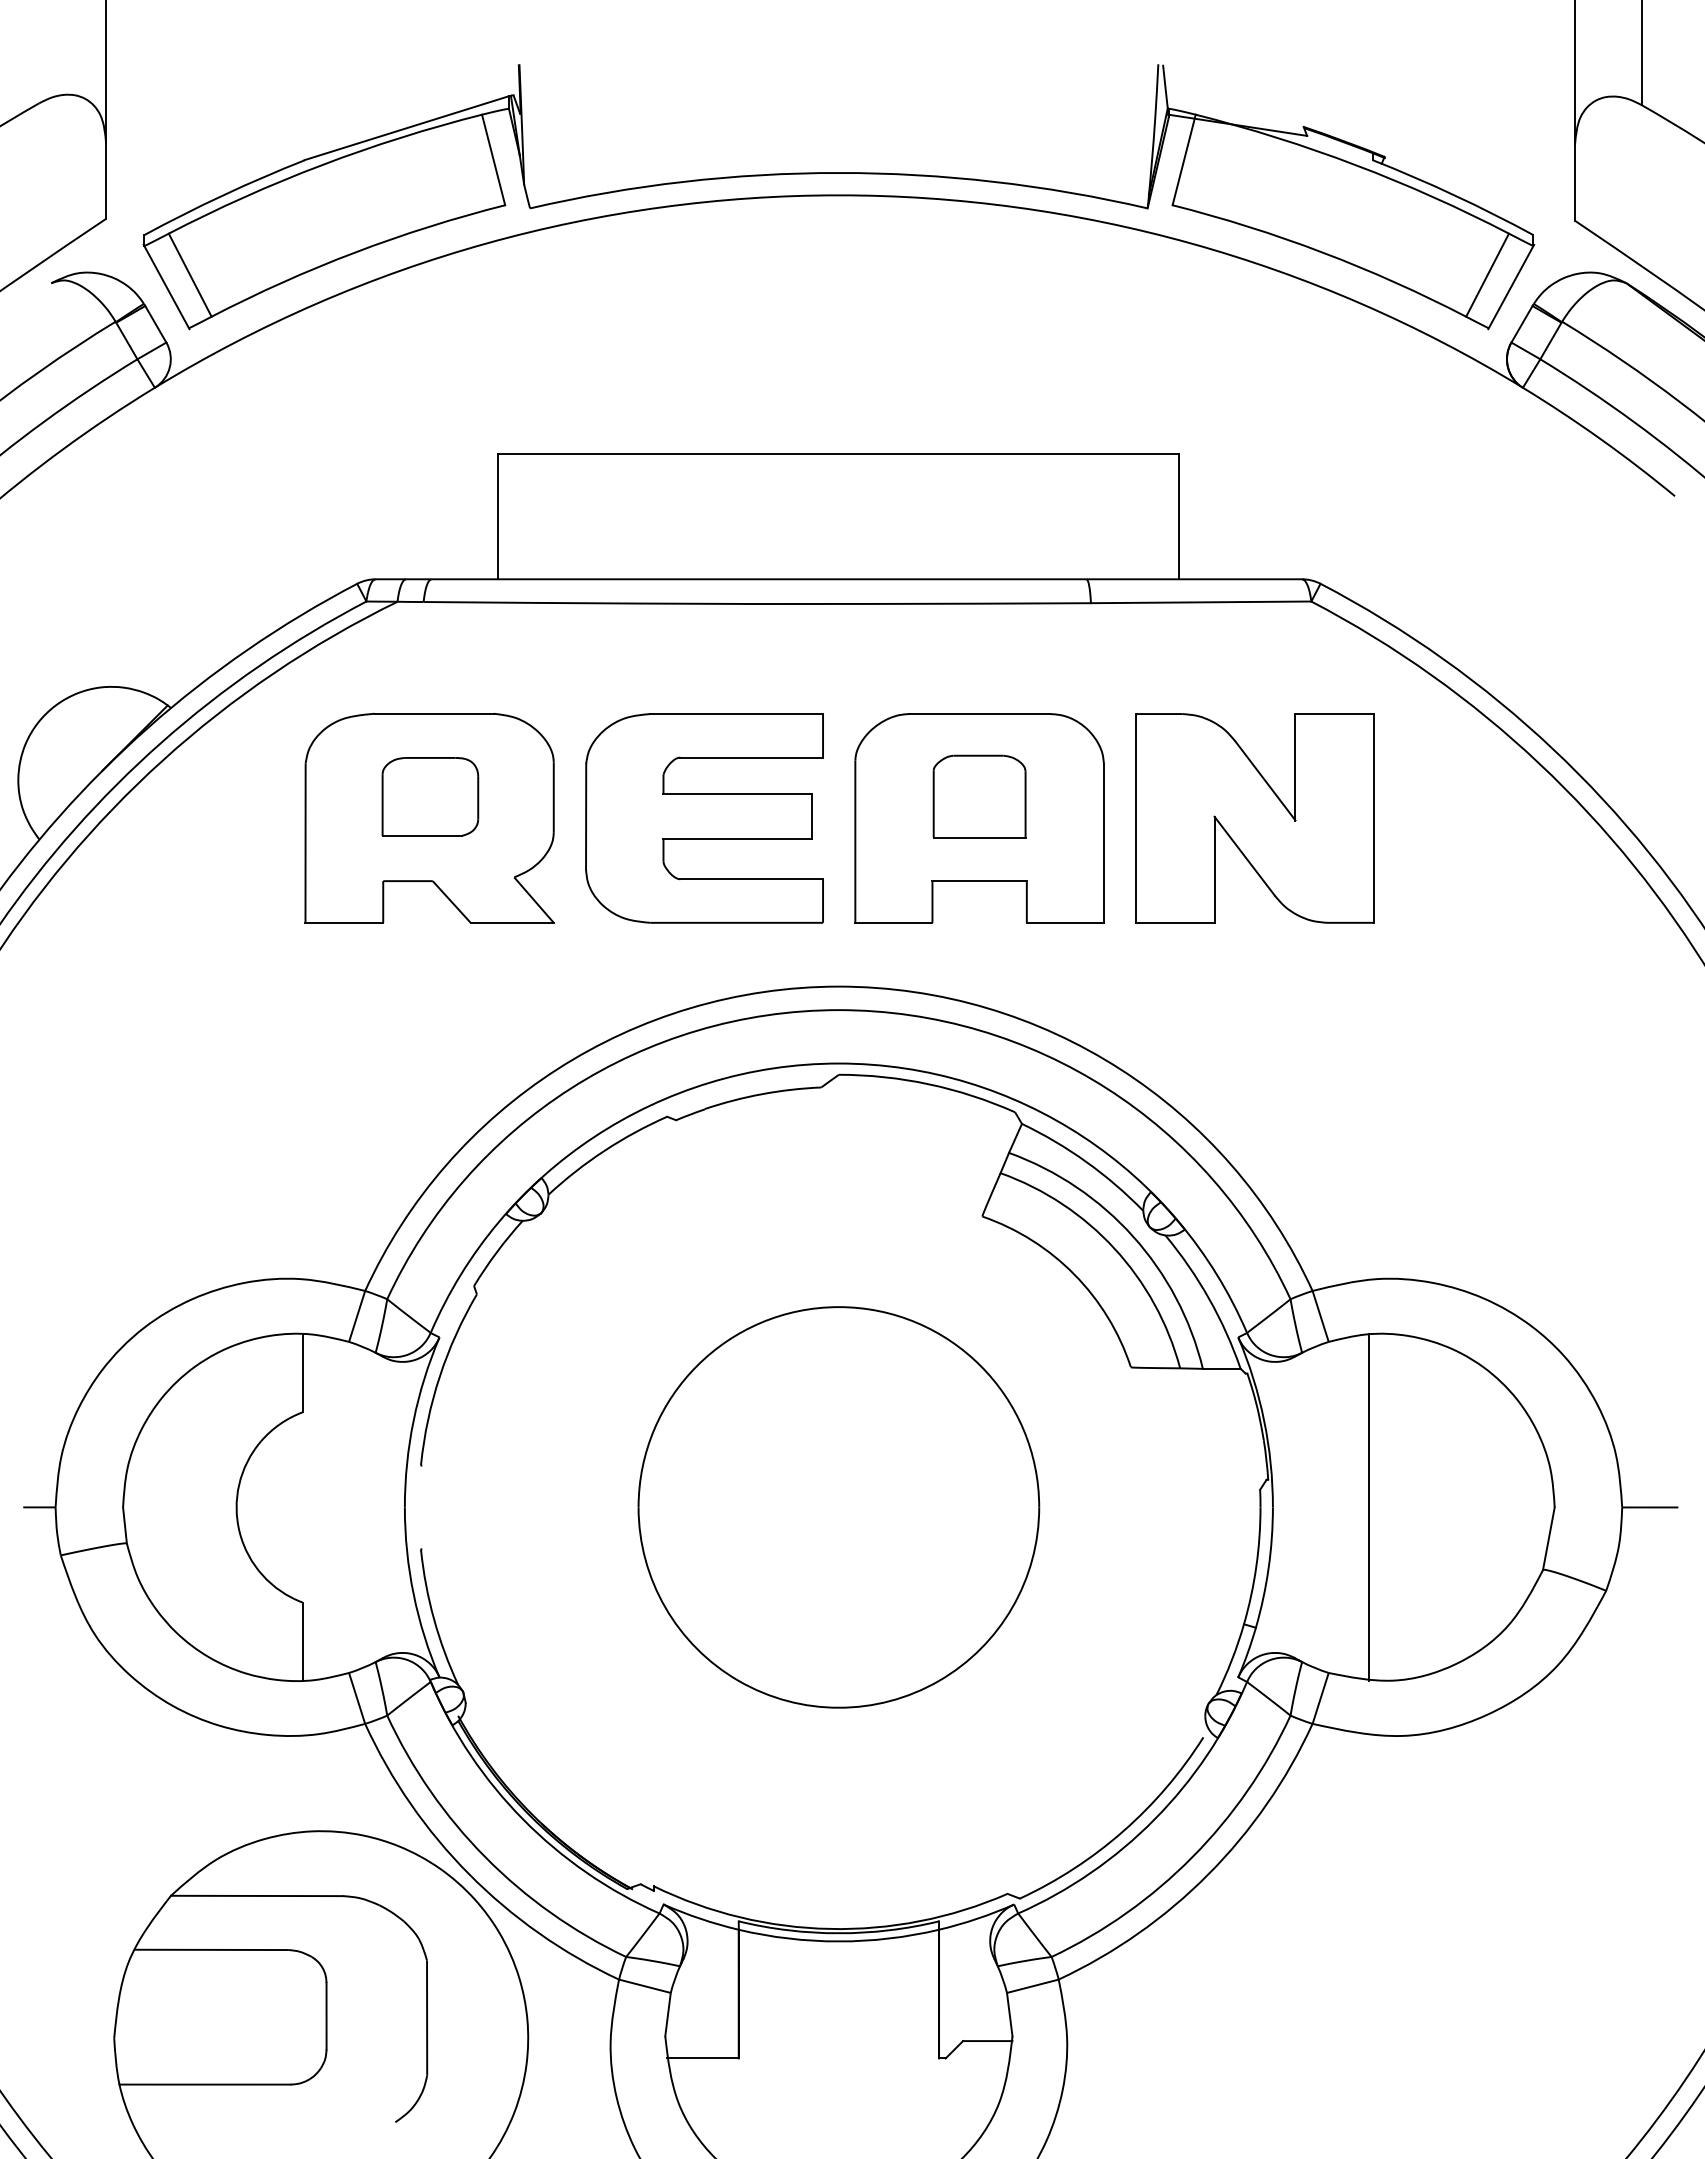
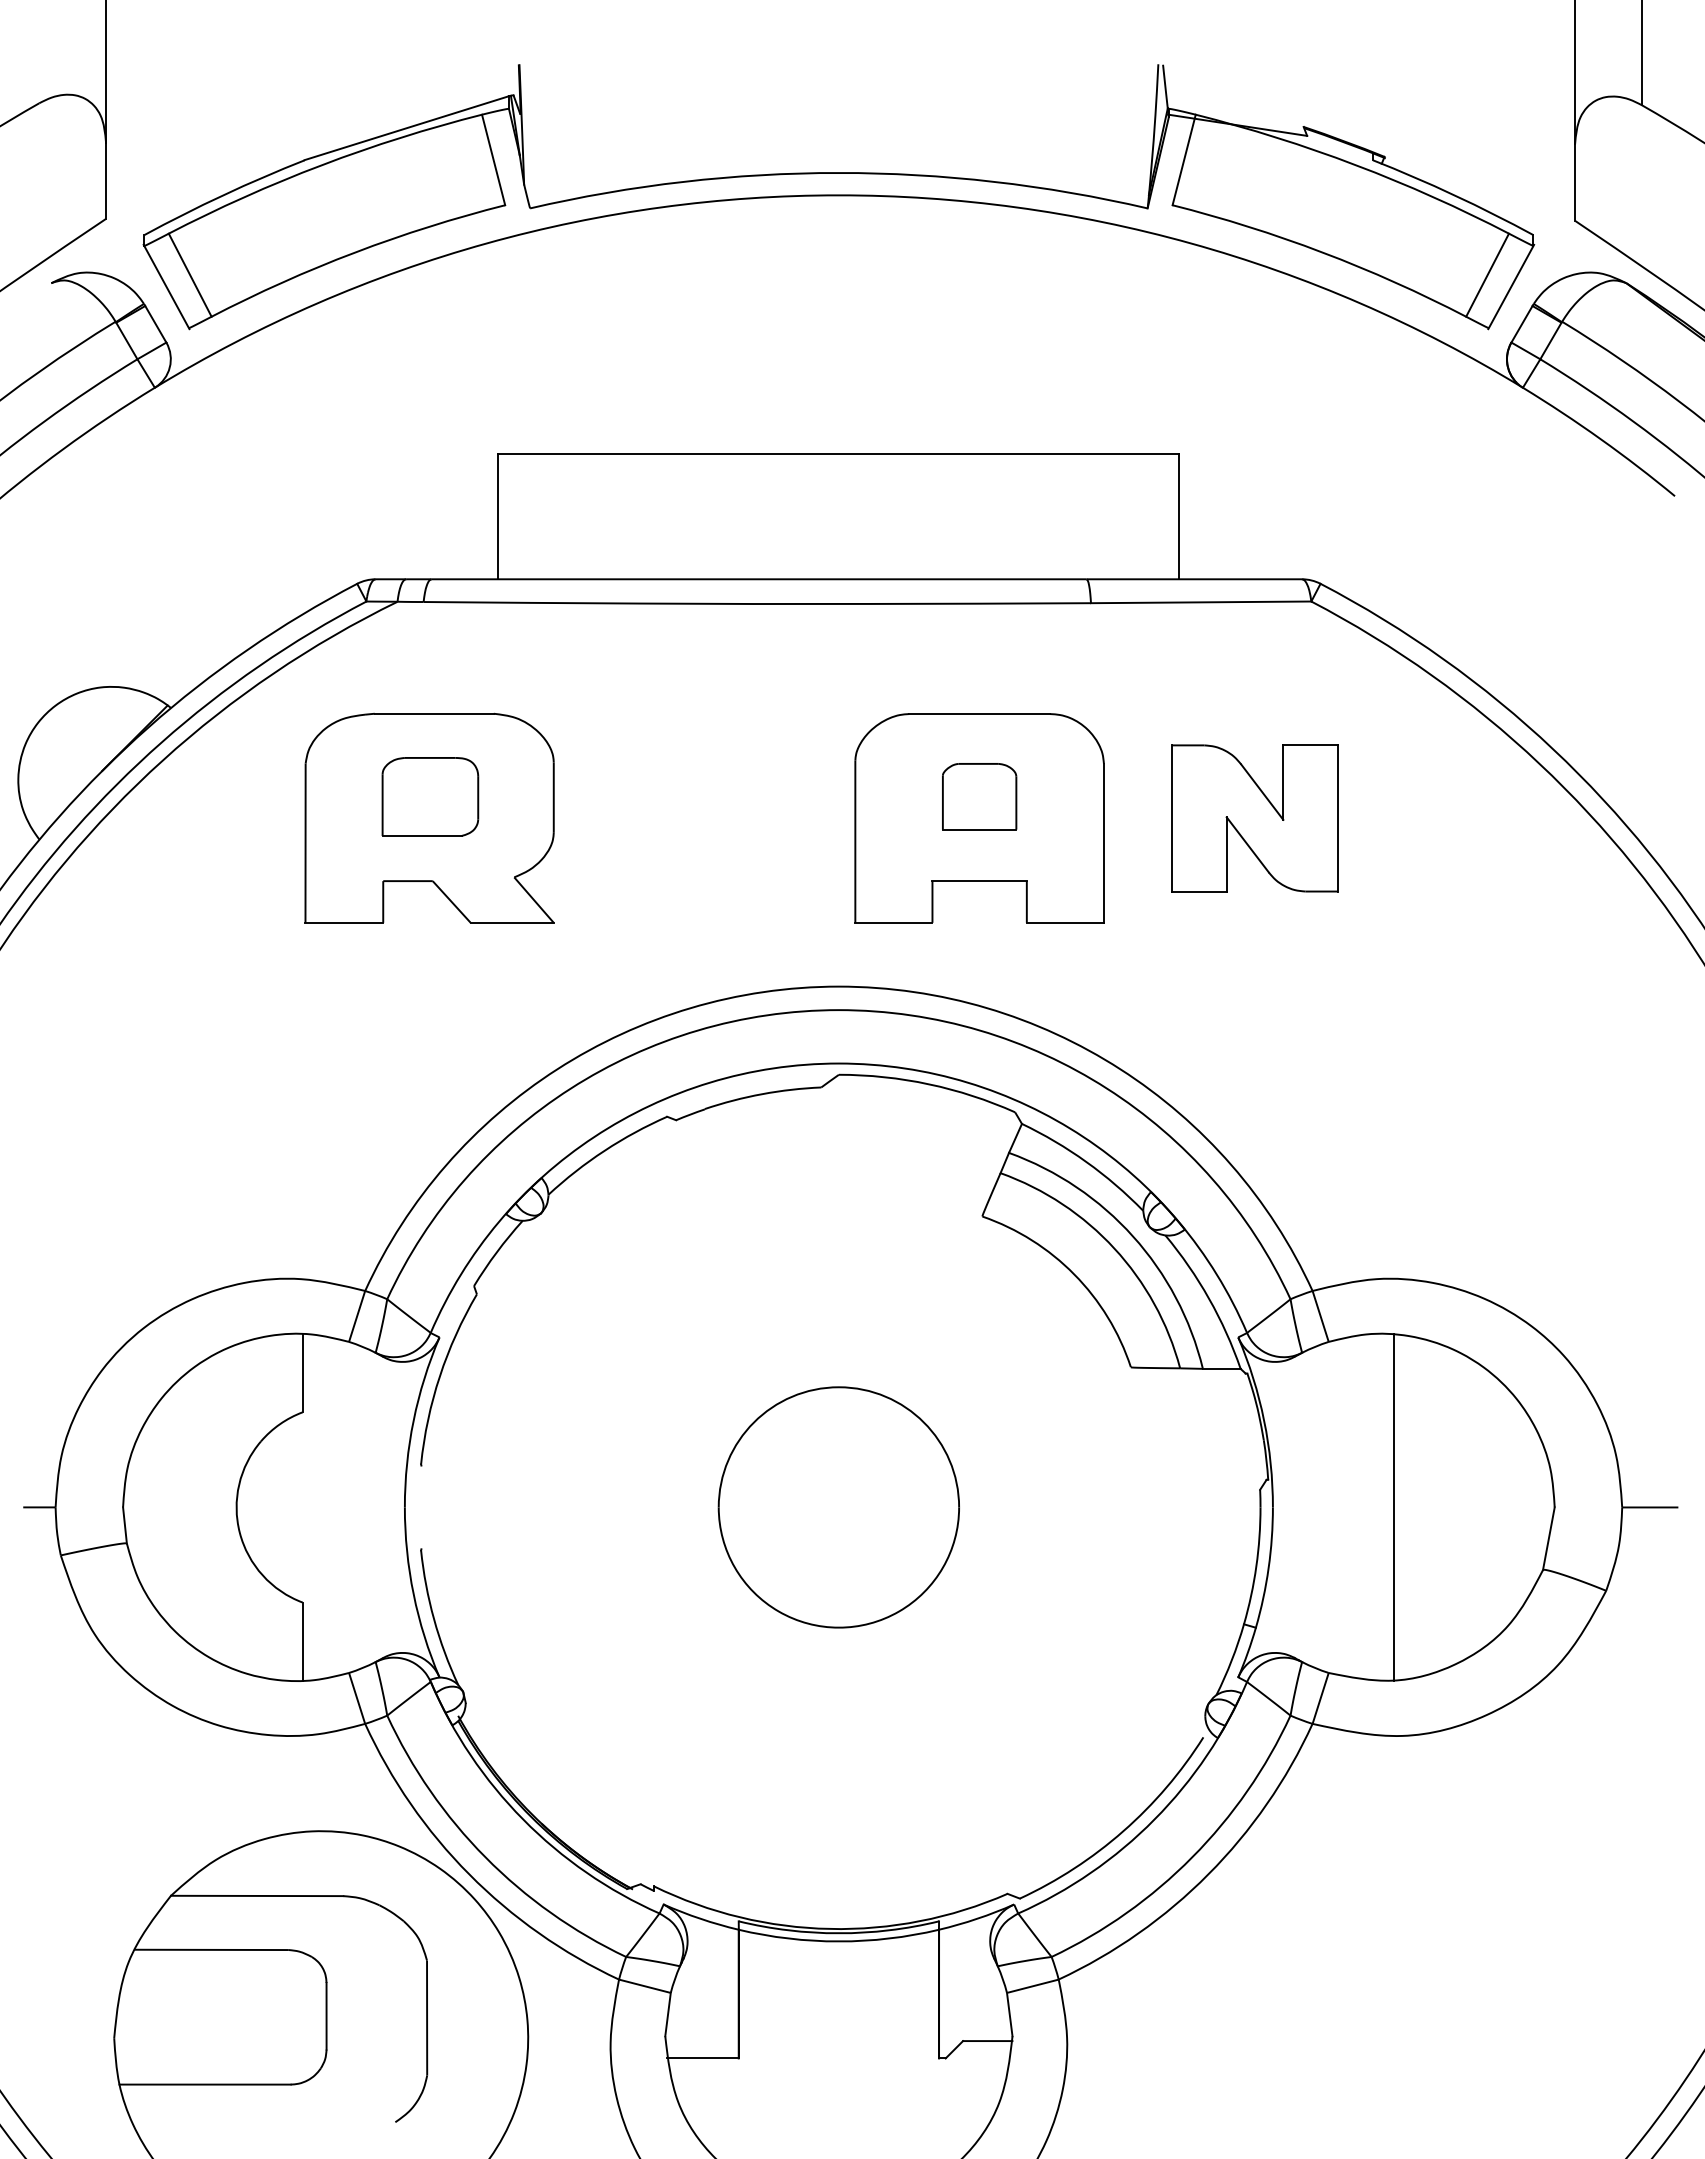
part size: 95x85 px -> 76x68 px (979, 796)
part: present -> none (704, 818)
part size: 240x211 px -> 168x149 px (1254, 818)
part size: 404x403 px -> 243x243 px (838, 1507)
line position: (1368, 1507) -> (1393, 1507) (1393, 1507)
